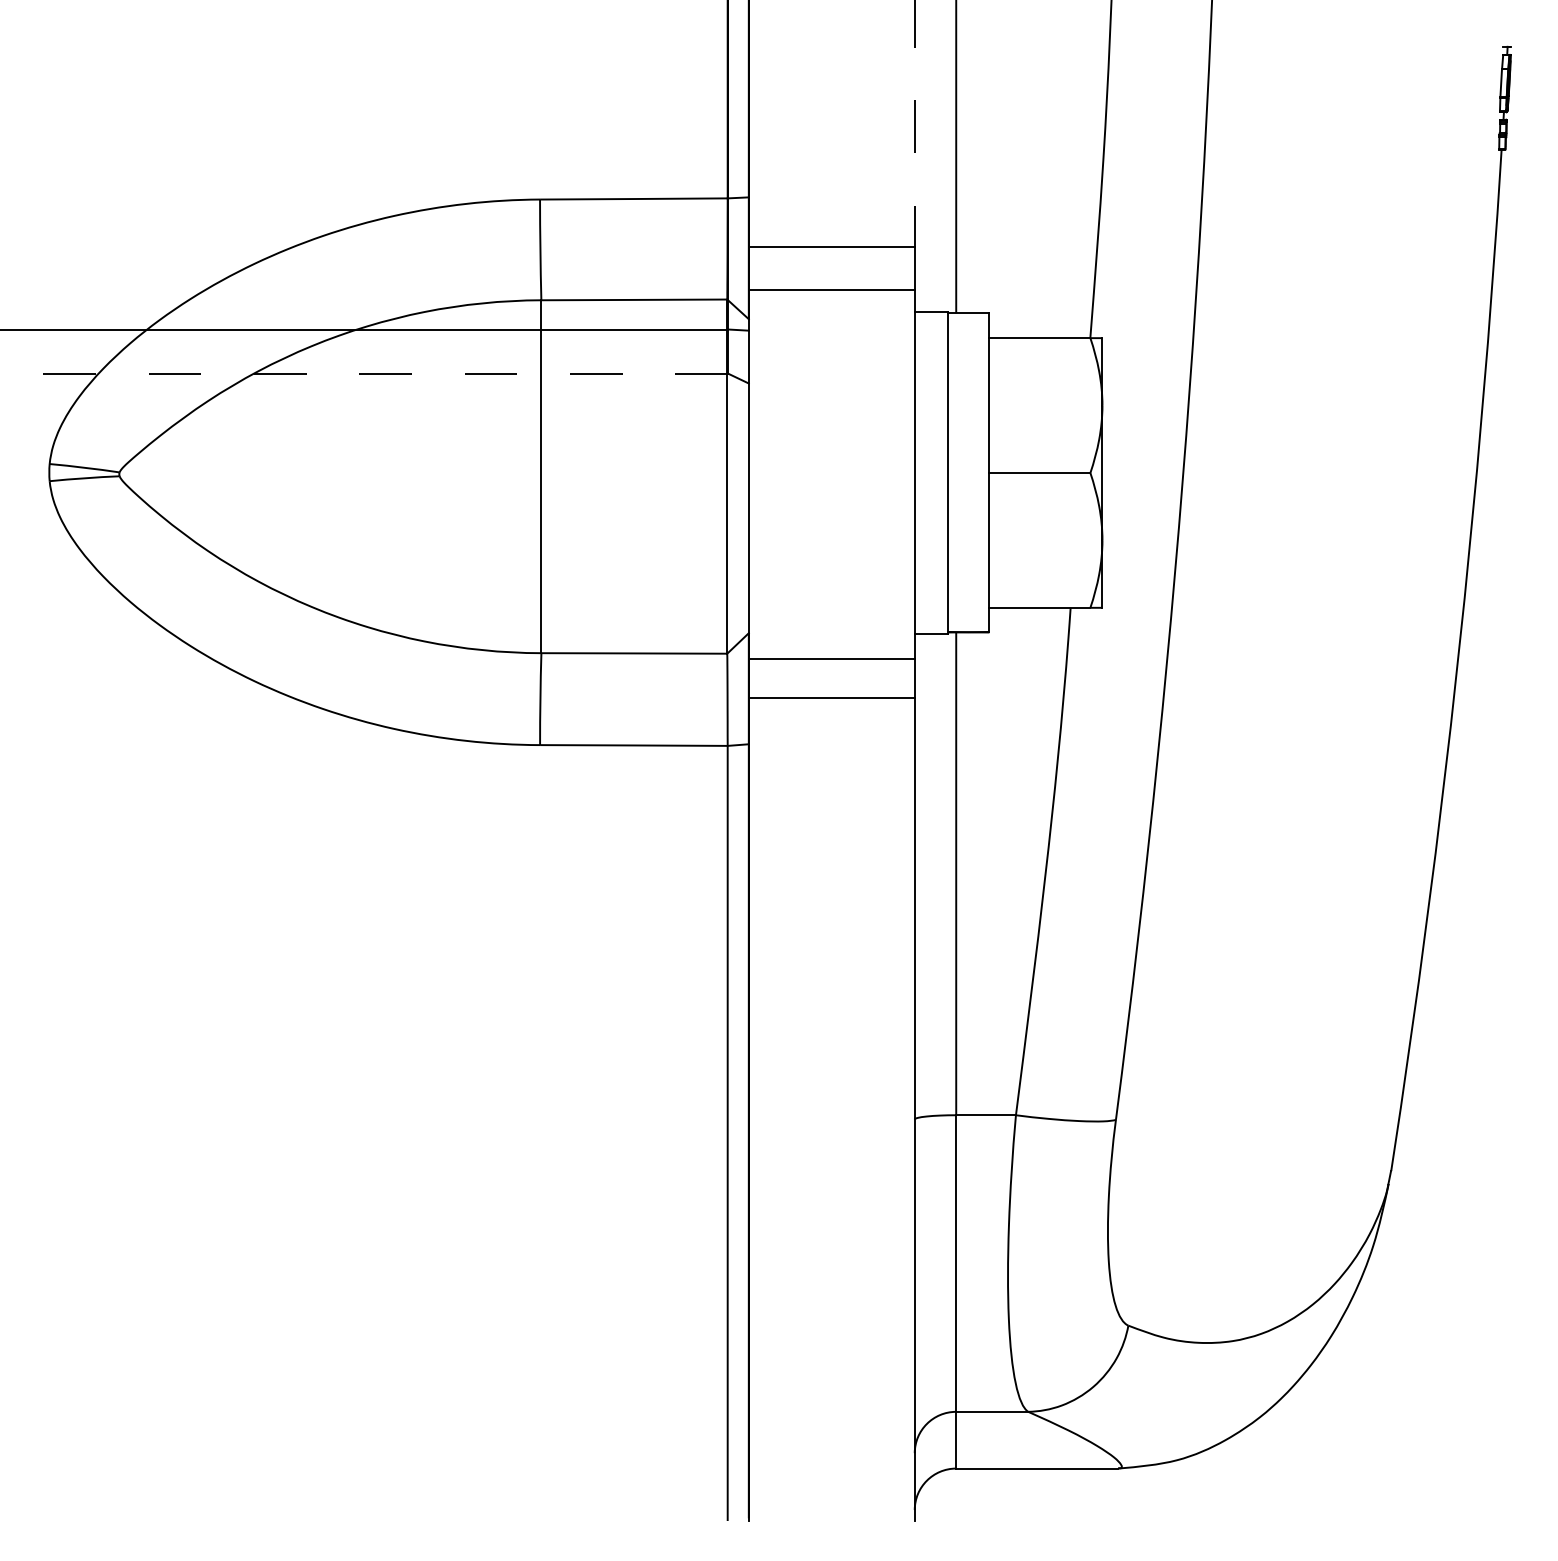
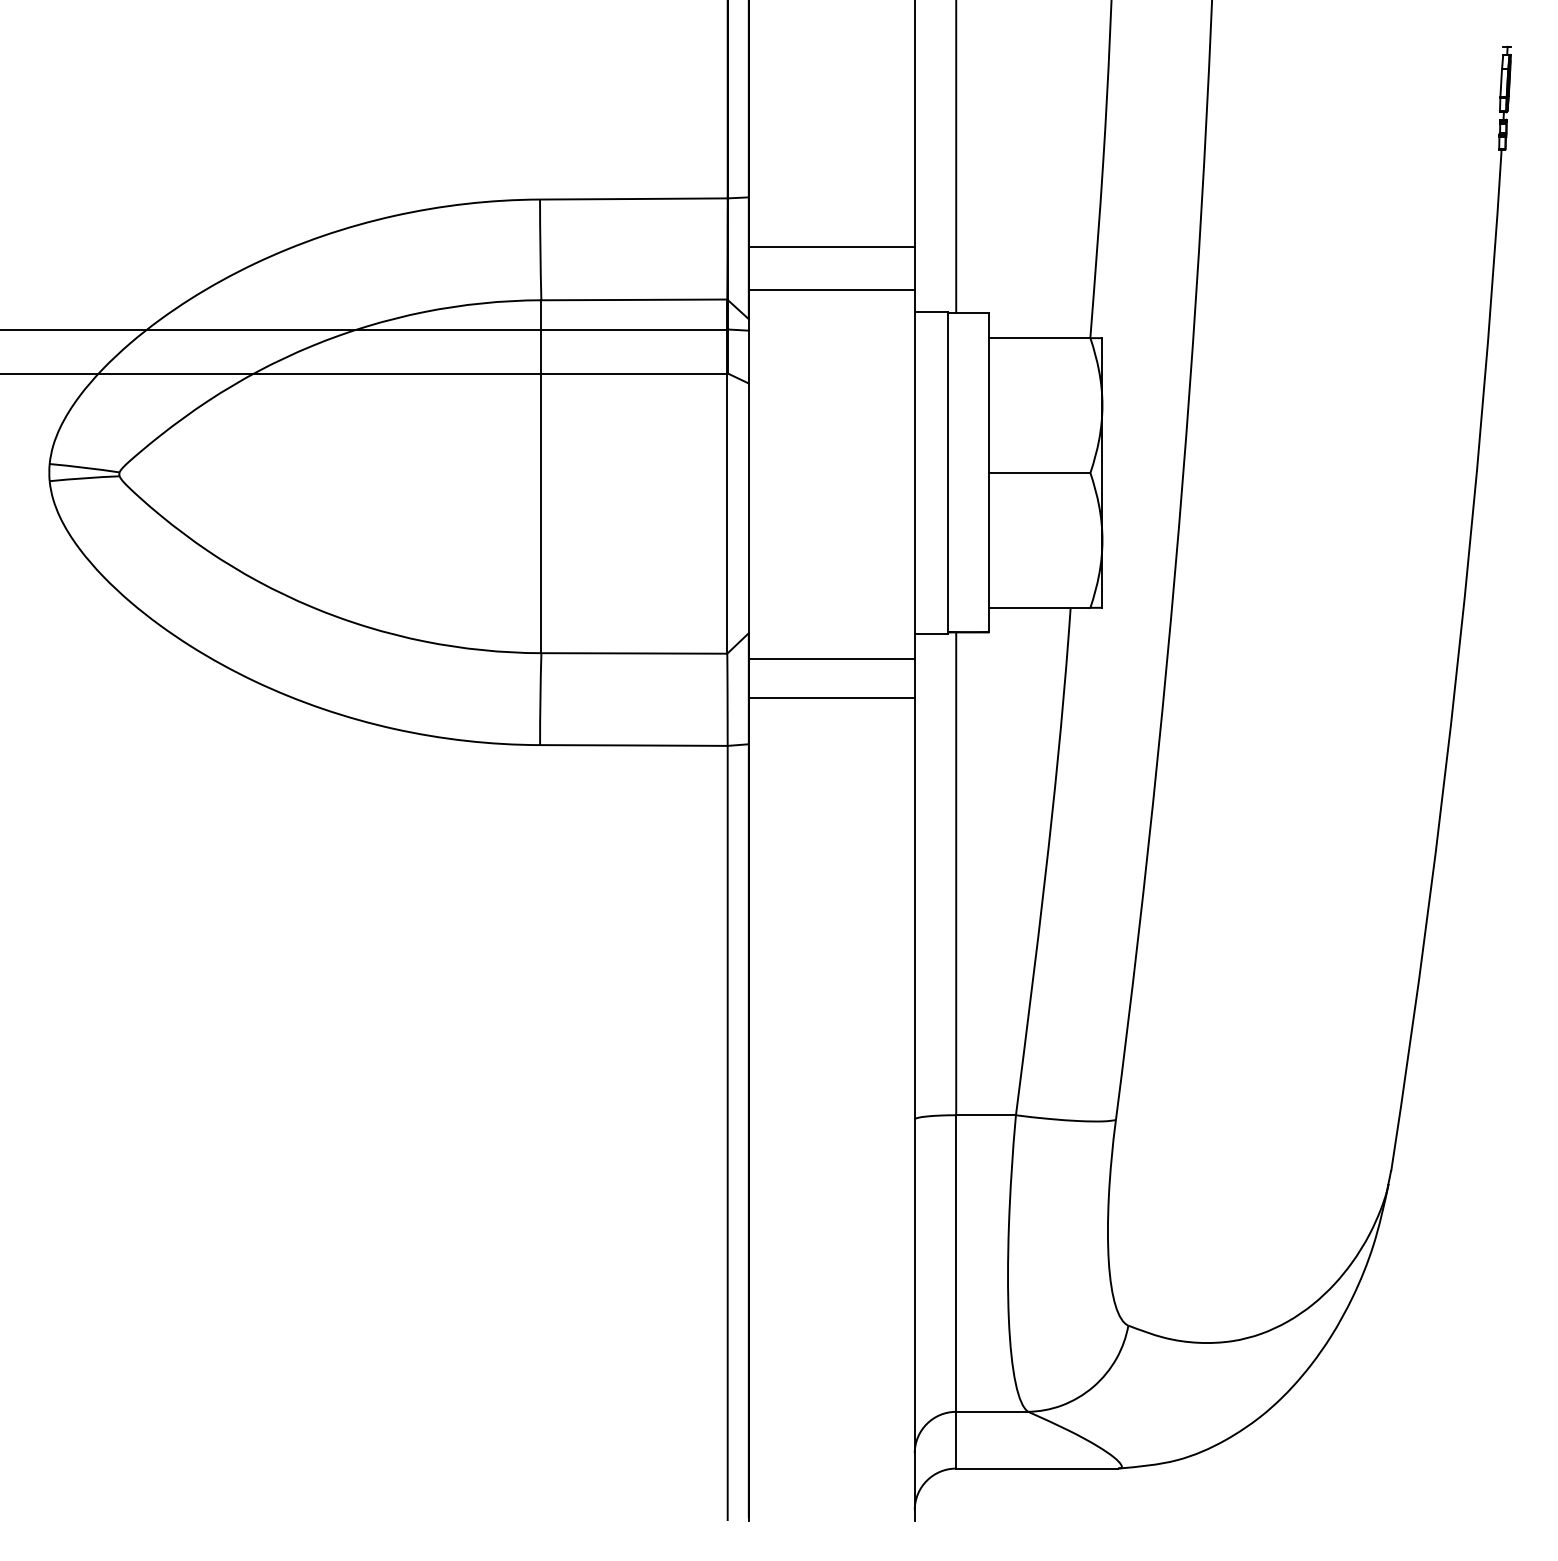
line: dashed -> solid (914, 123)
line: dashed -> solid (364, 373)
